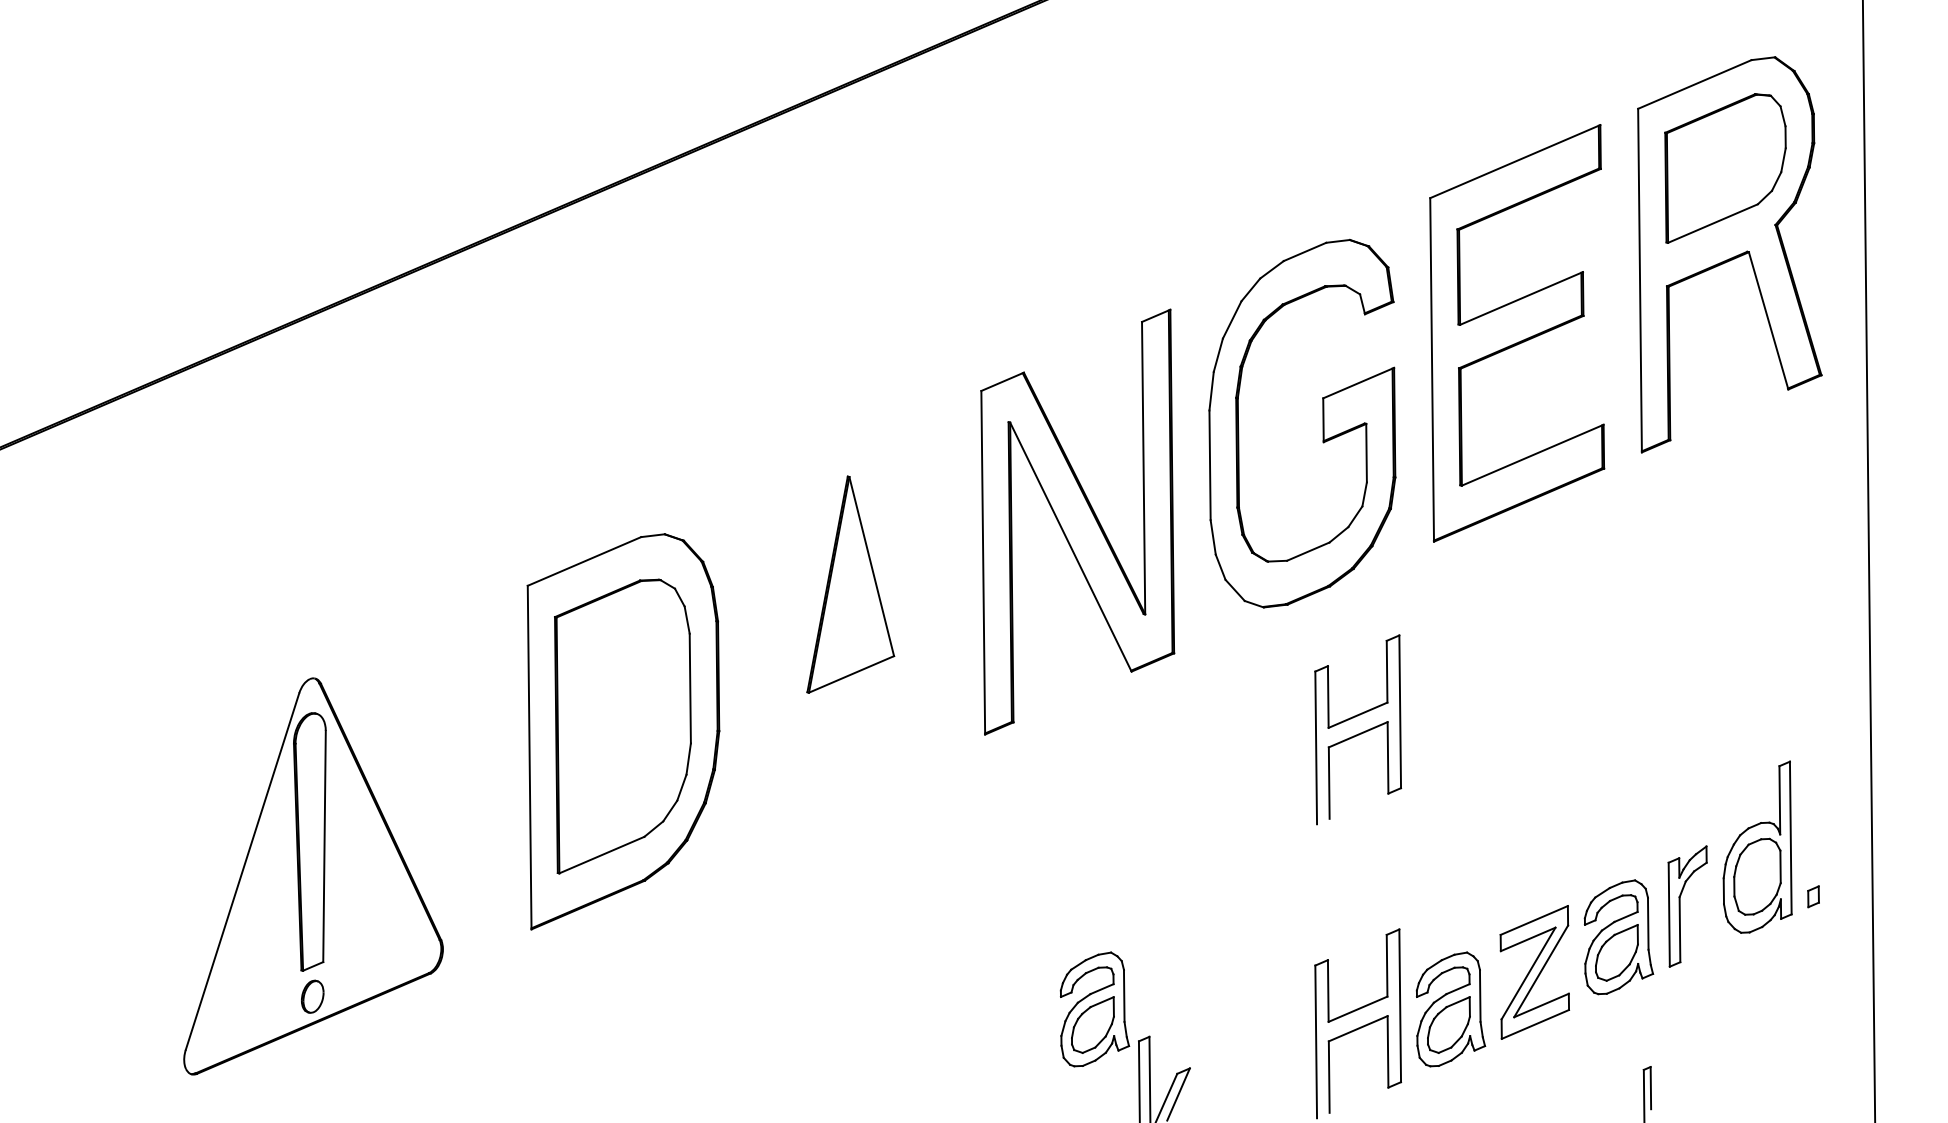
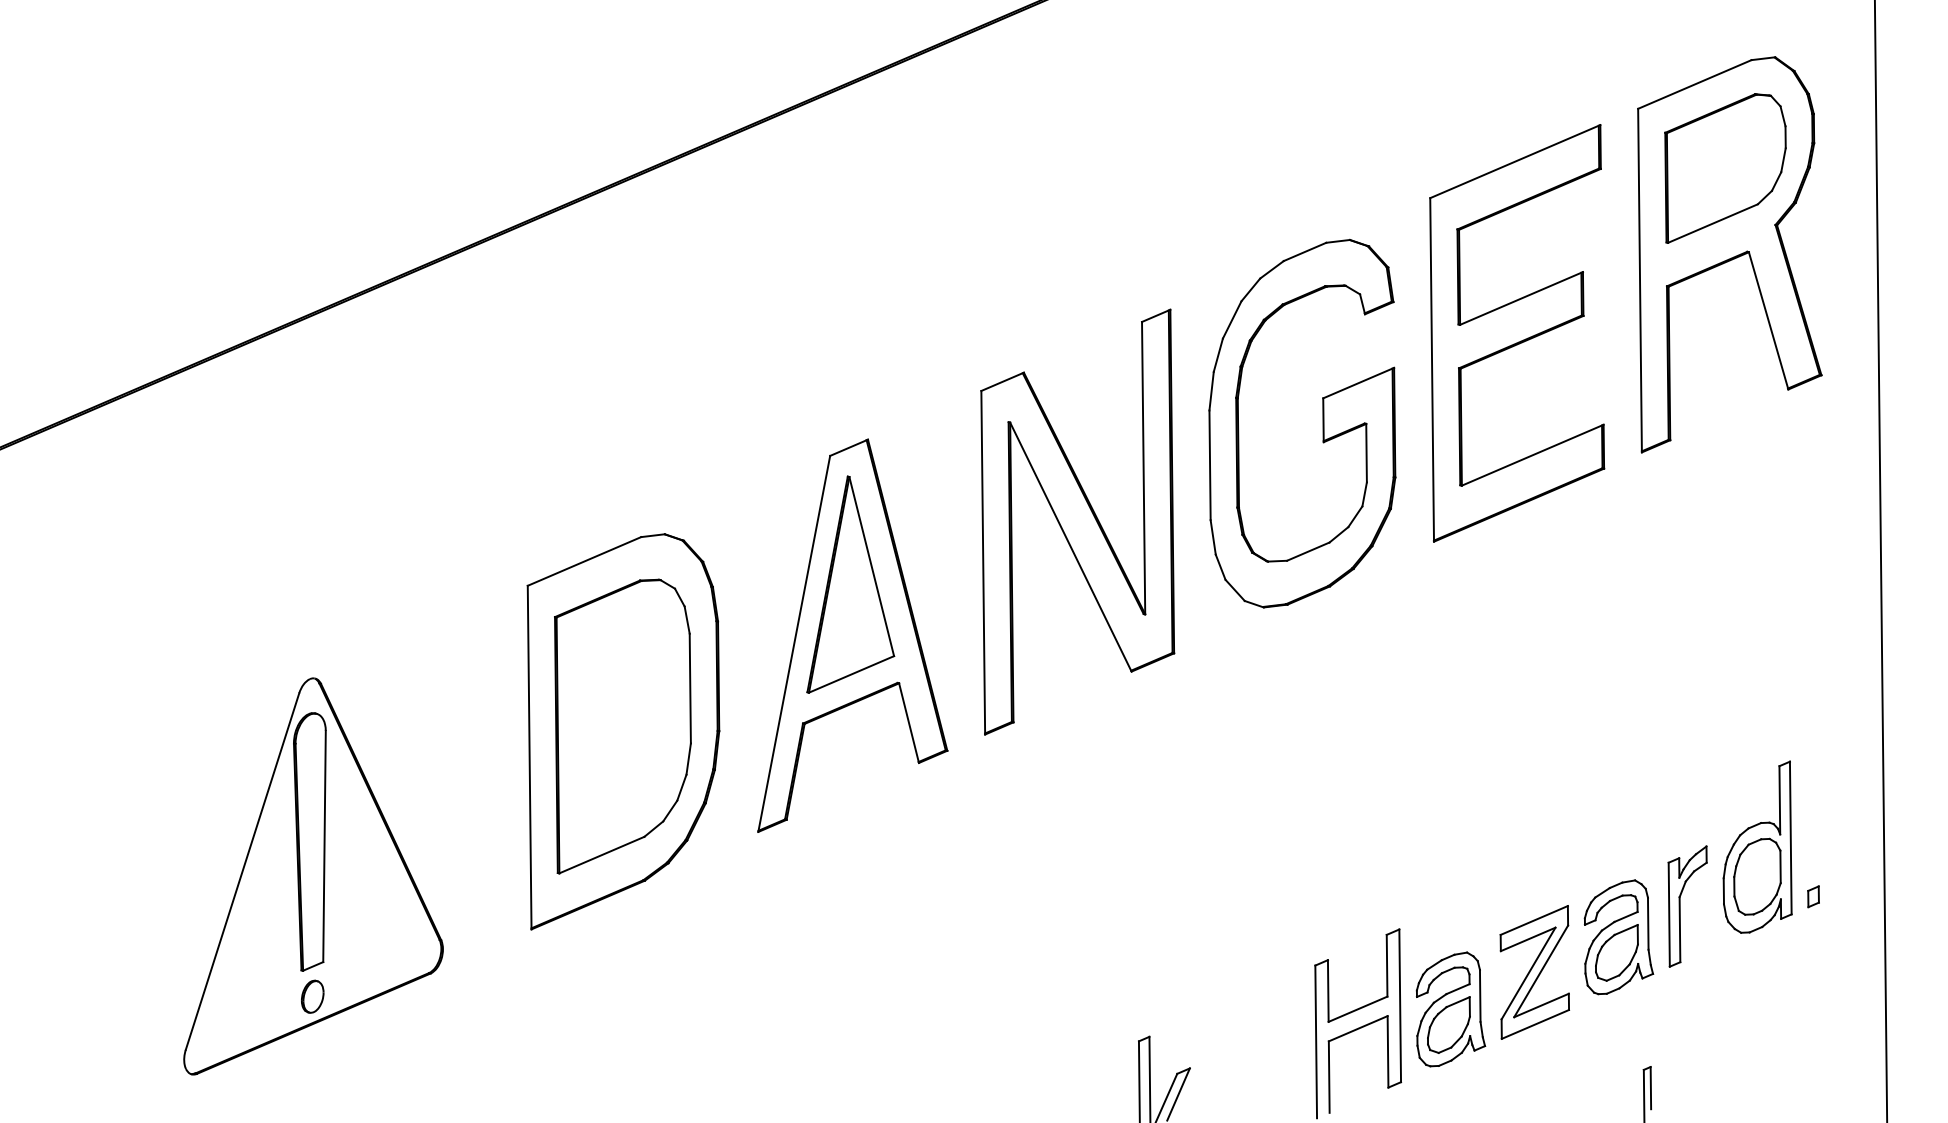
line position: (1868, 560) -> (1880, 560) (1880, 560)
part: none -> present (852, 635)
part: present -> none (1358, 729)
part: present -> none (1094, 1009)
